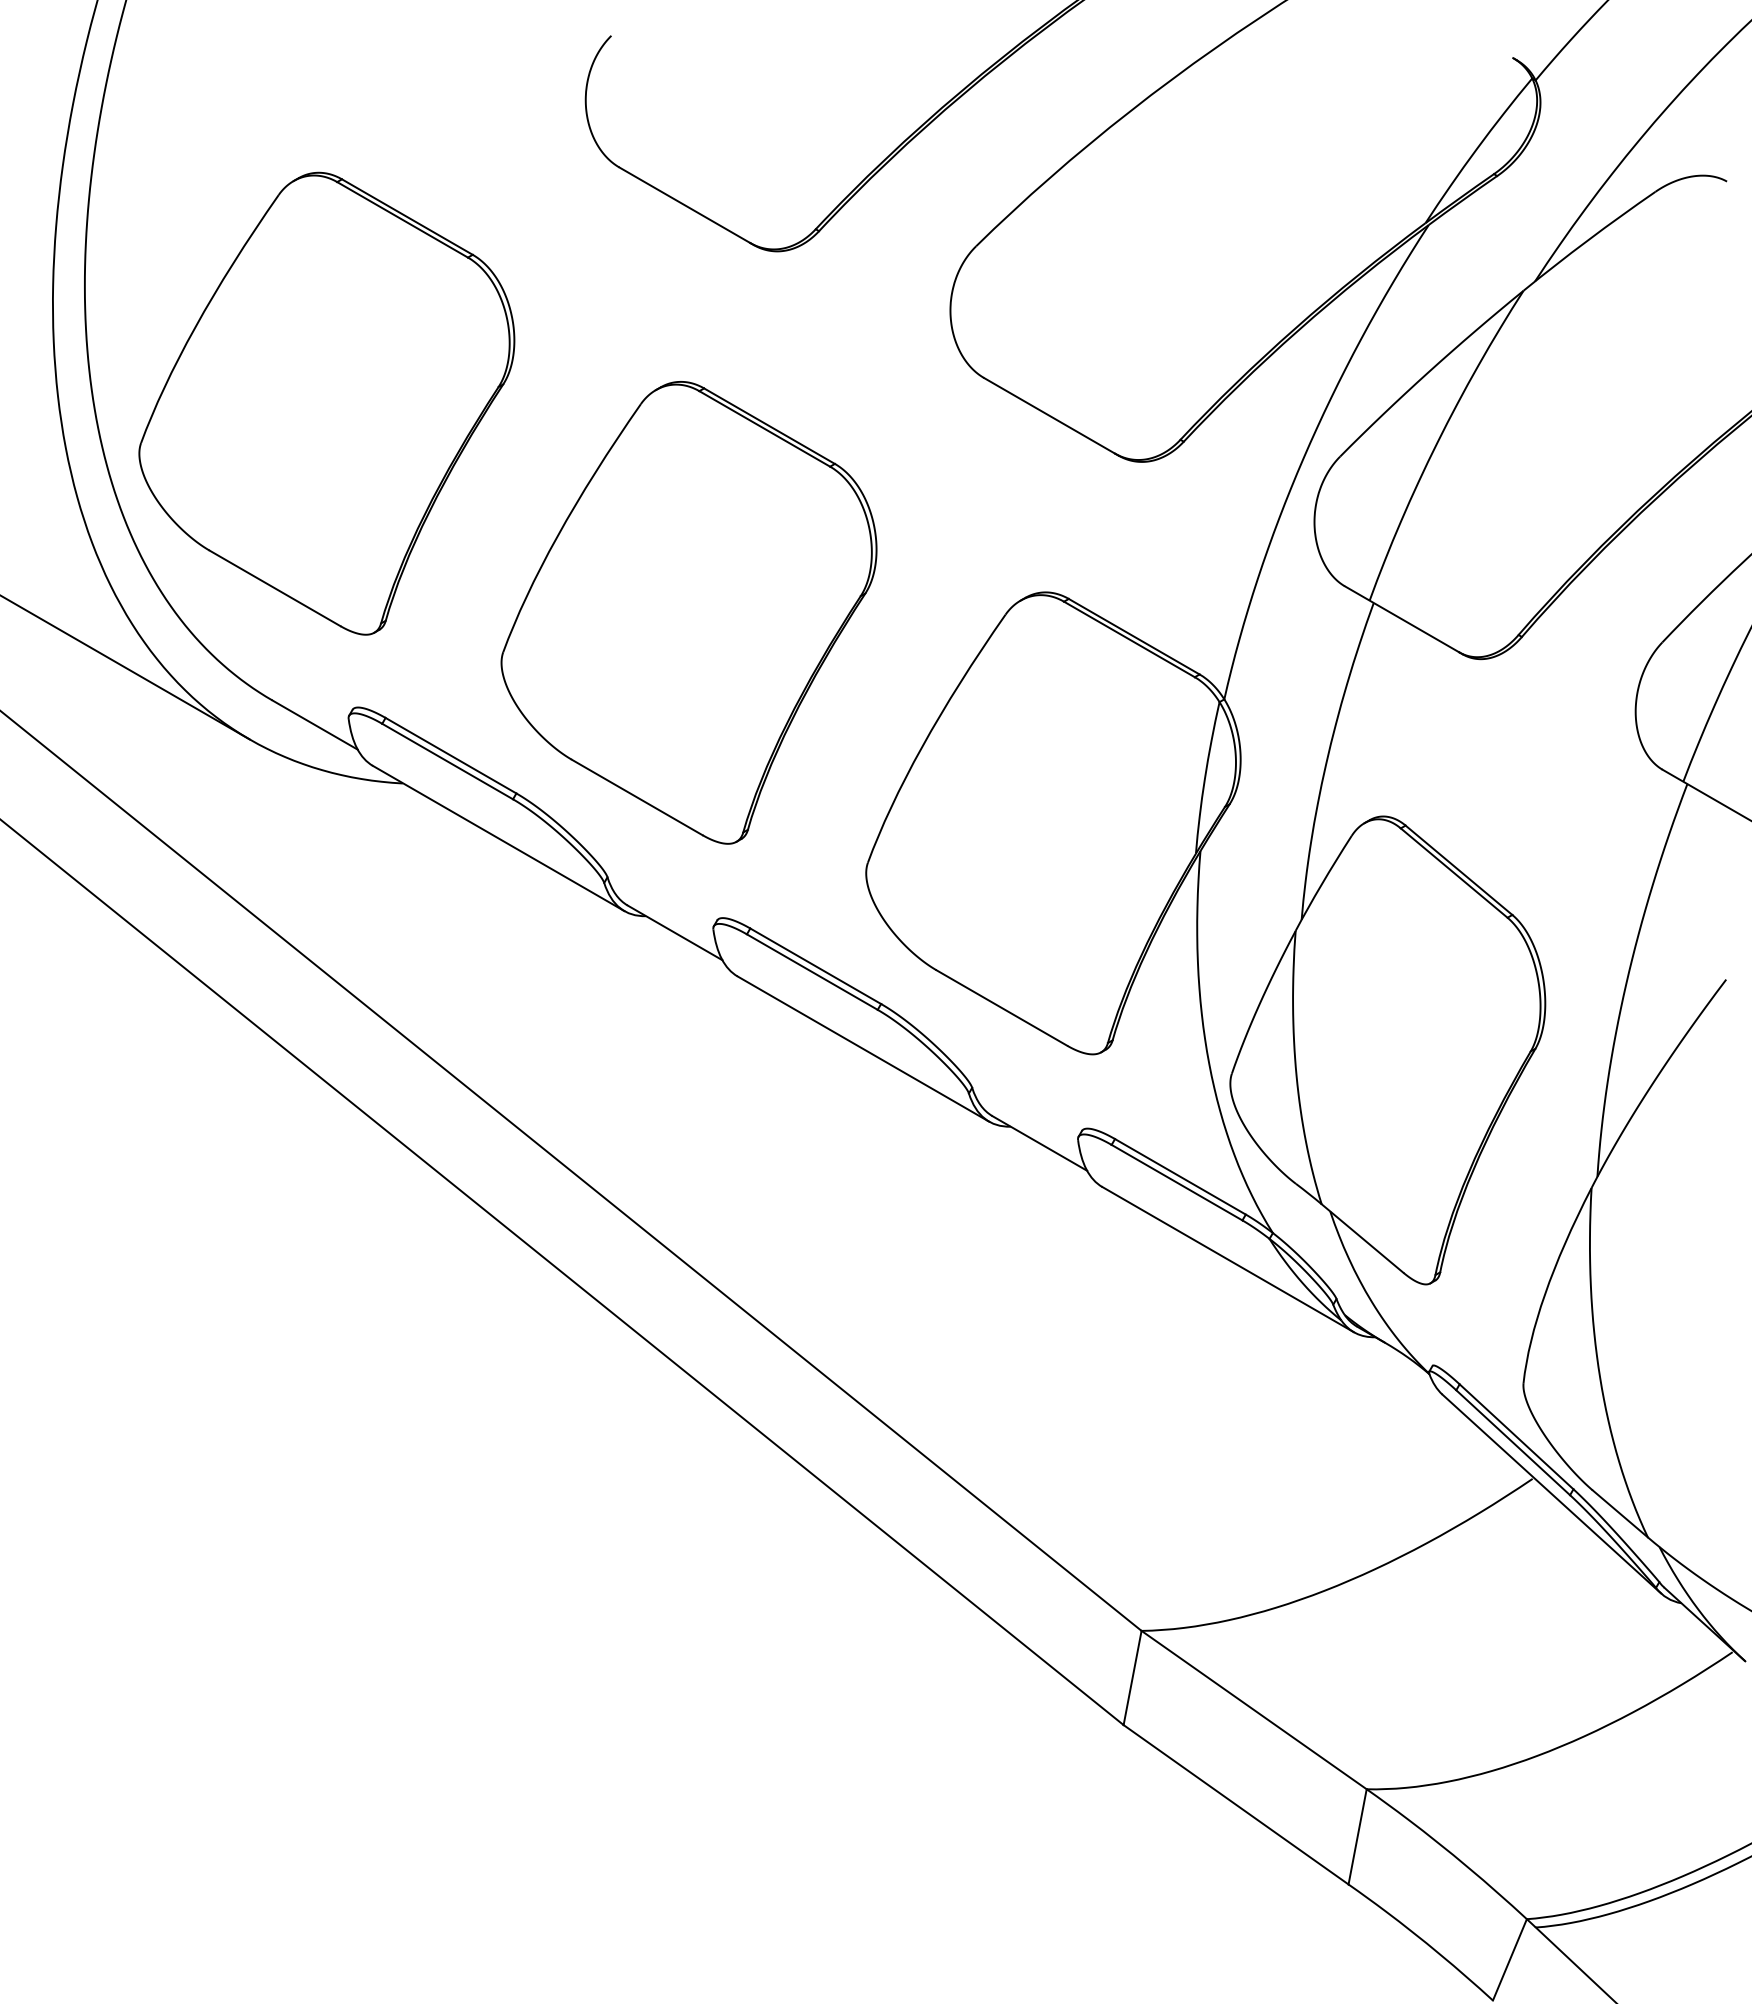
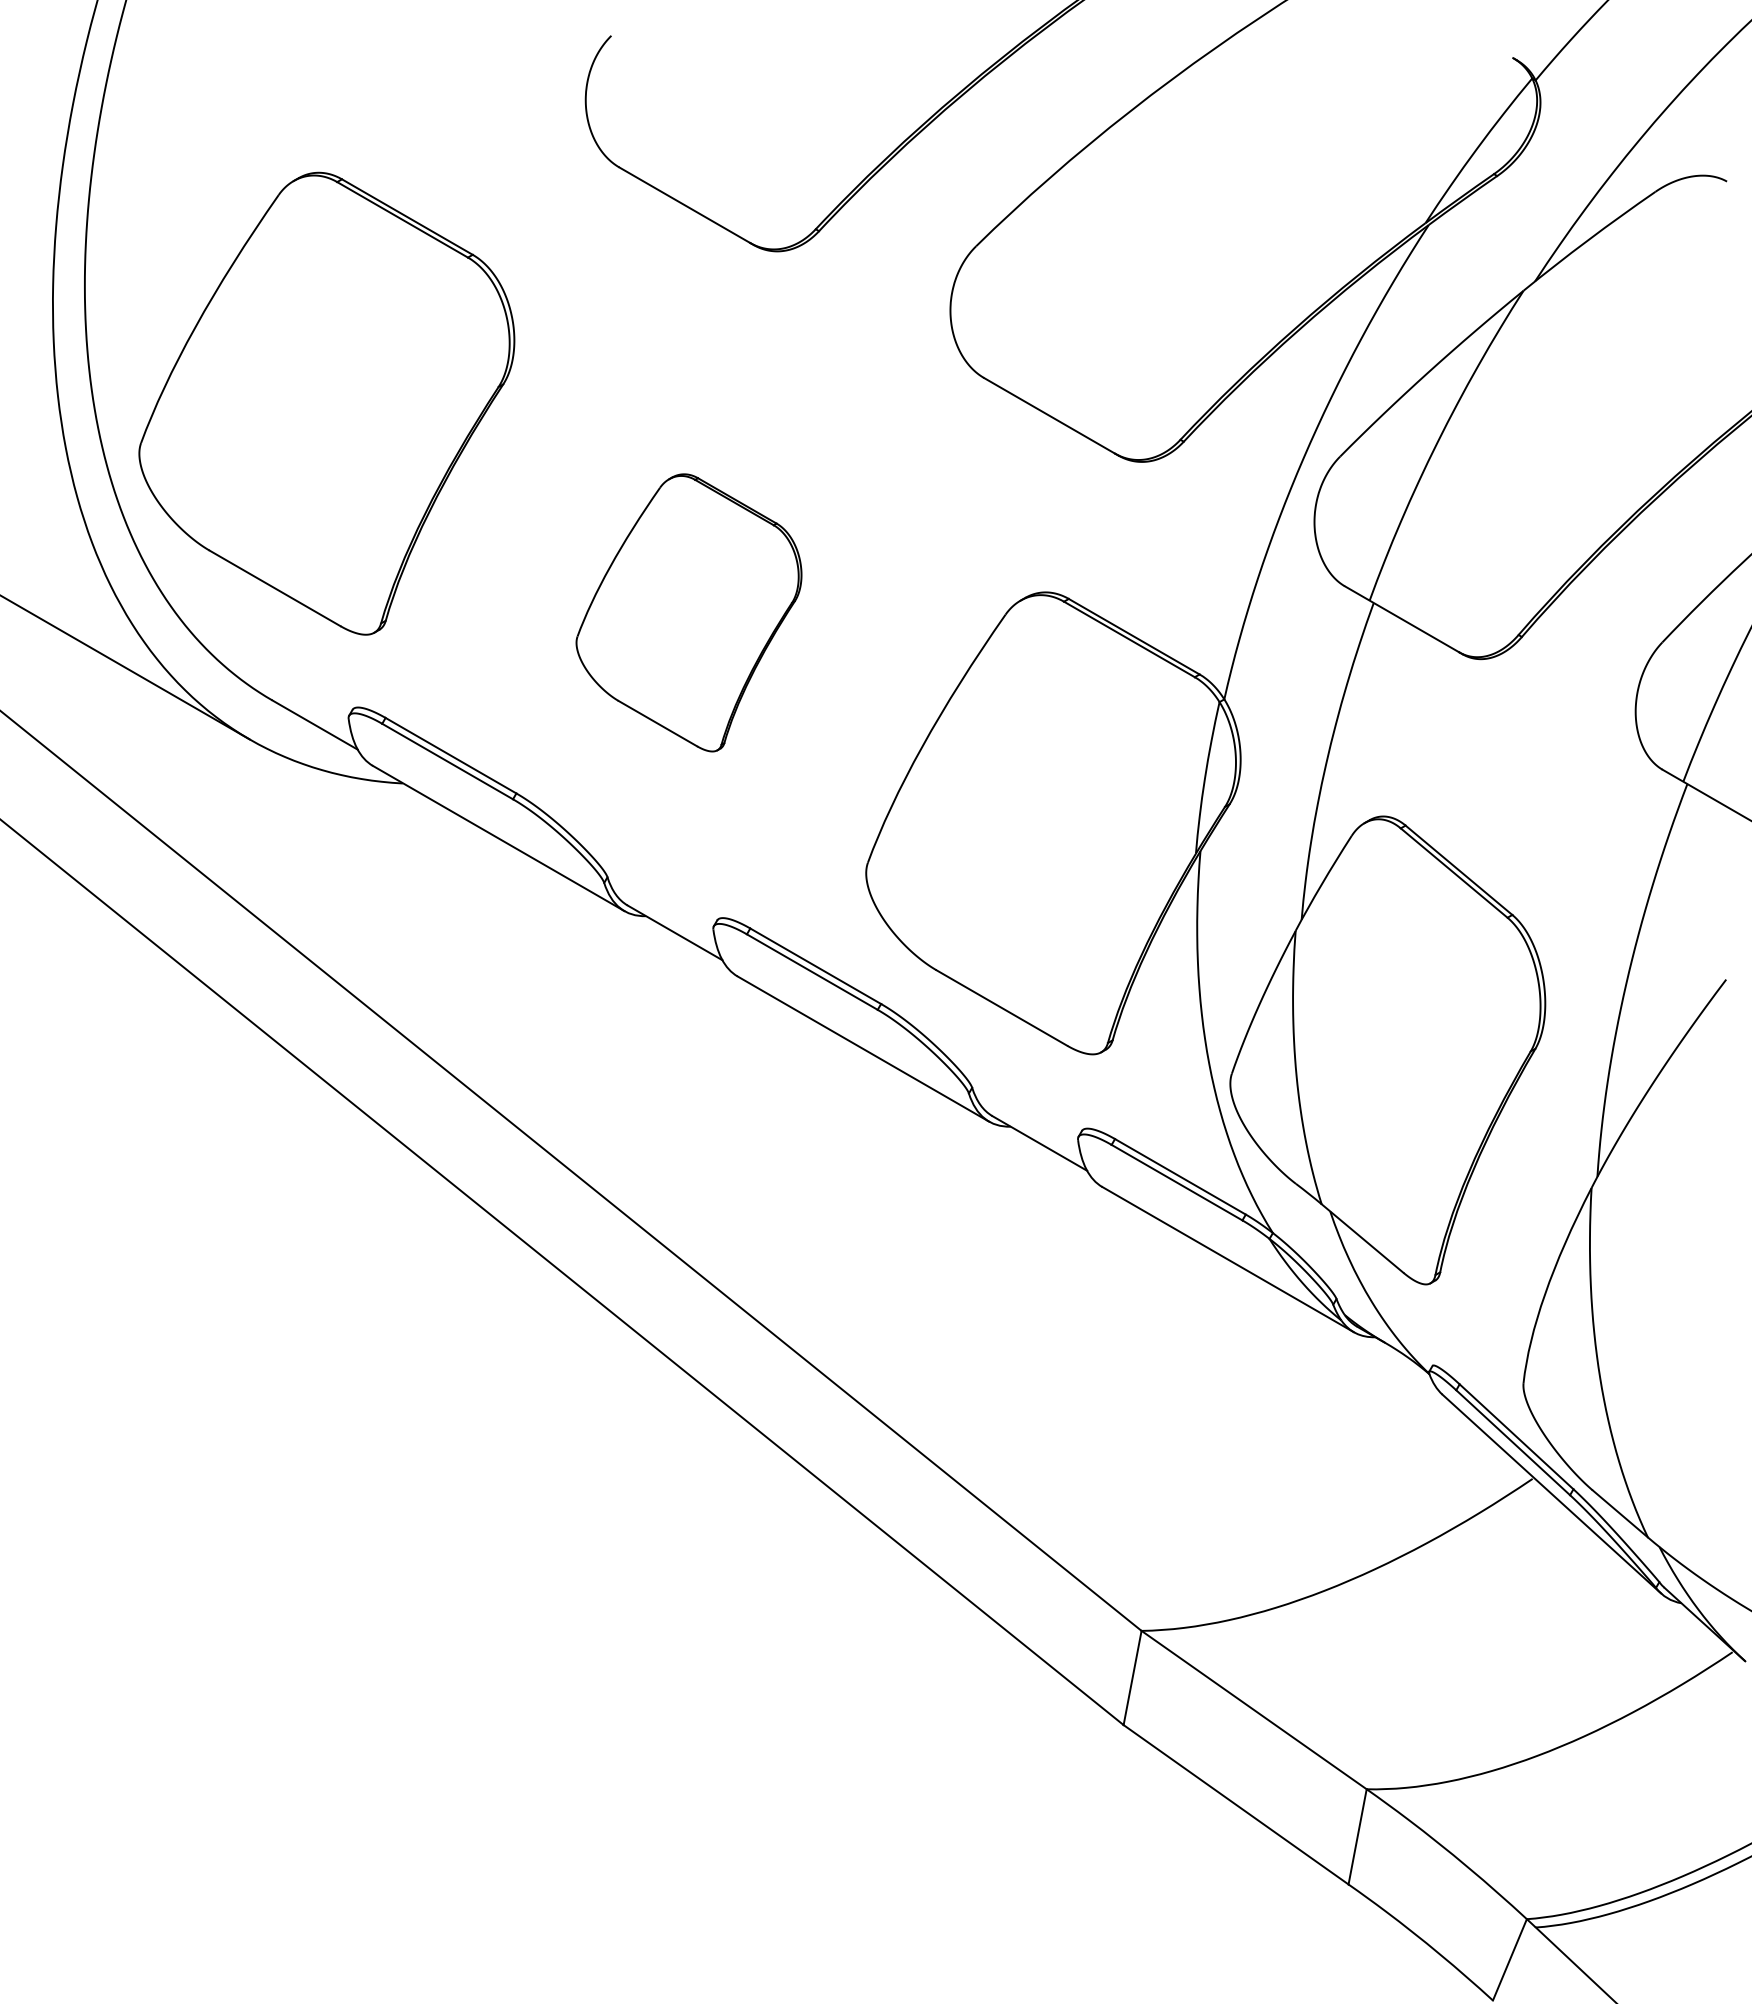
part size: 378x464 px -> 228x280 px (688, 612)
